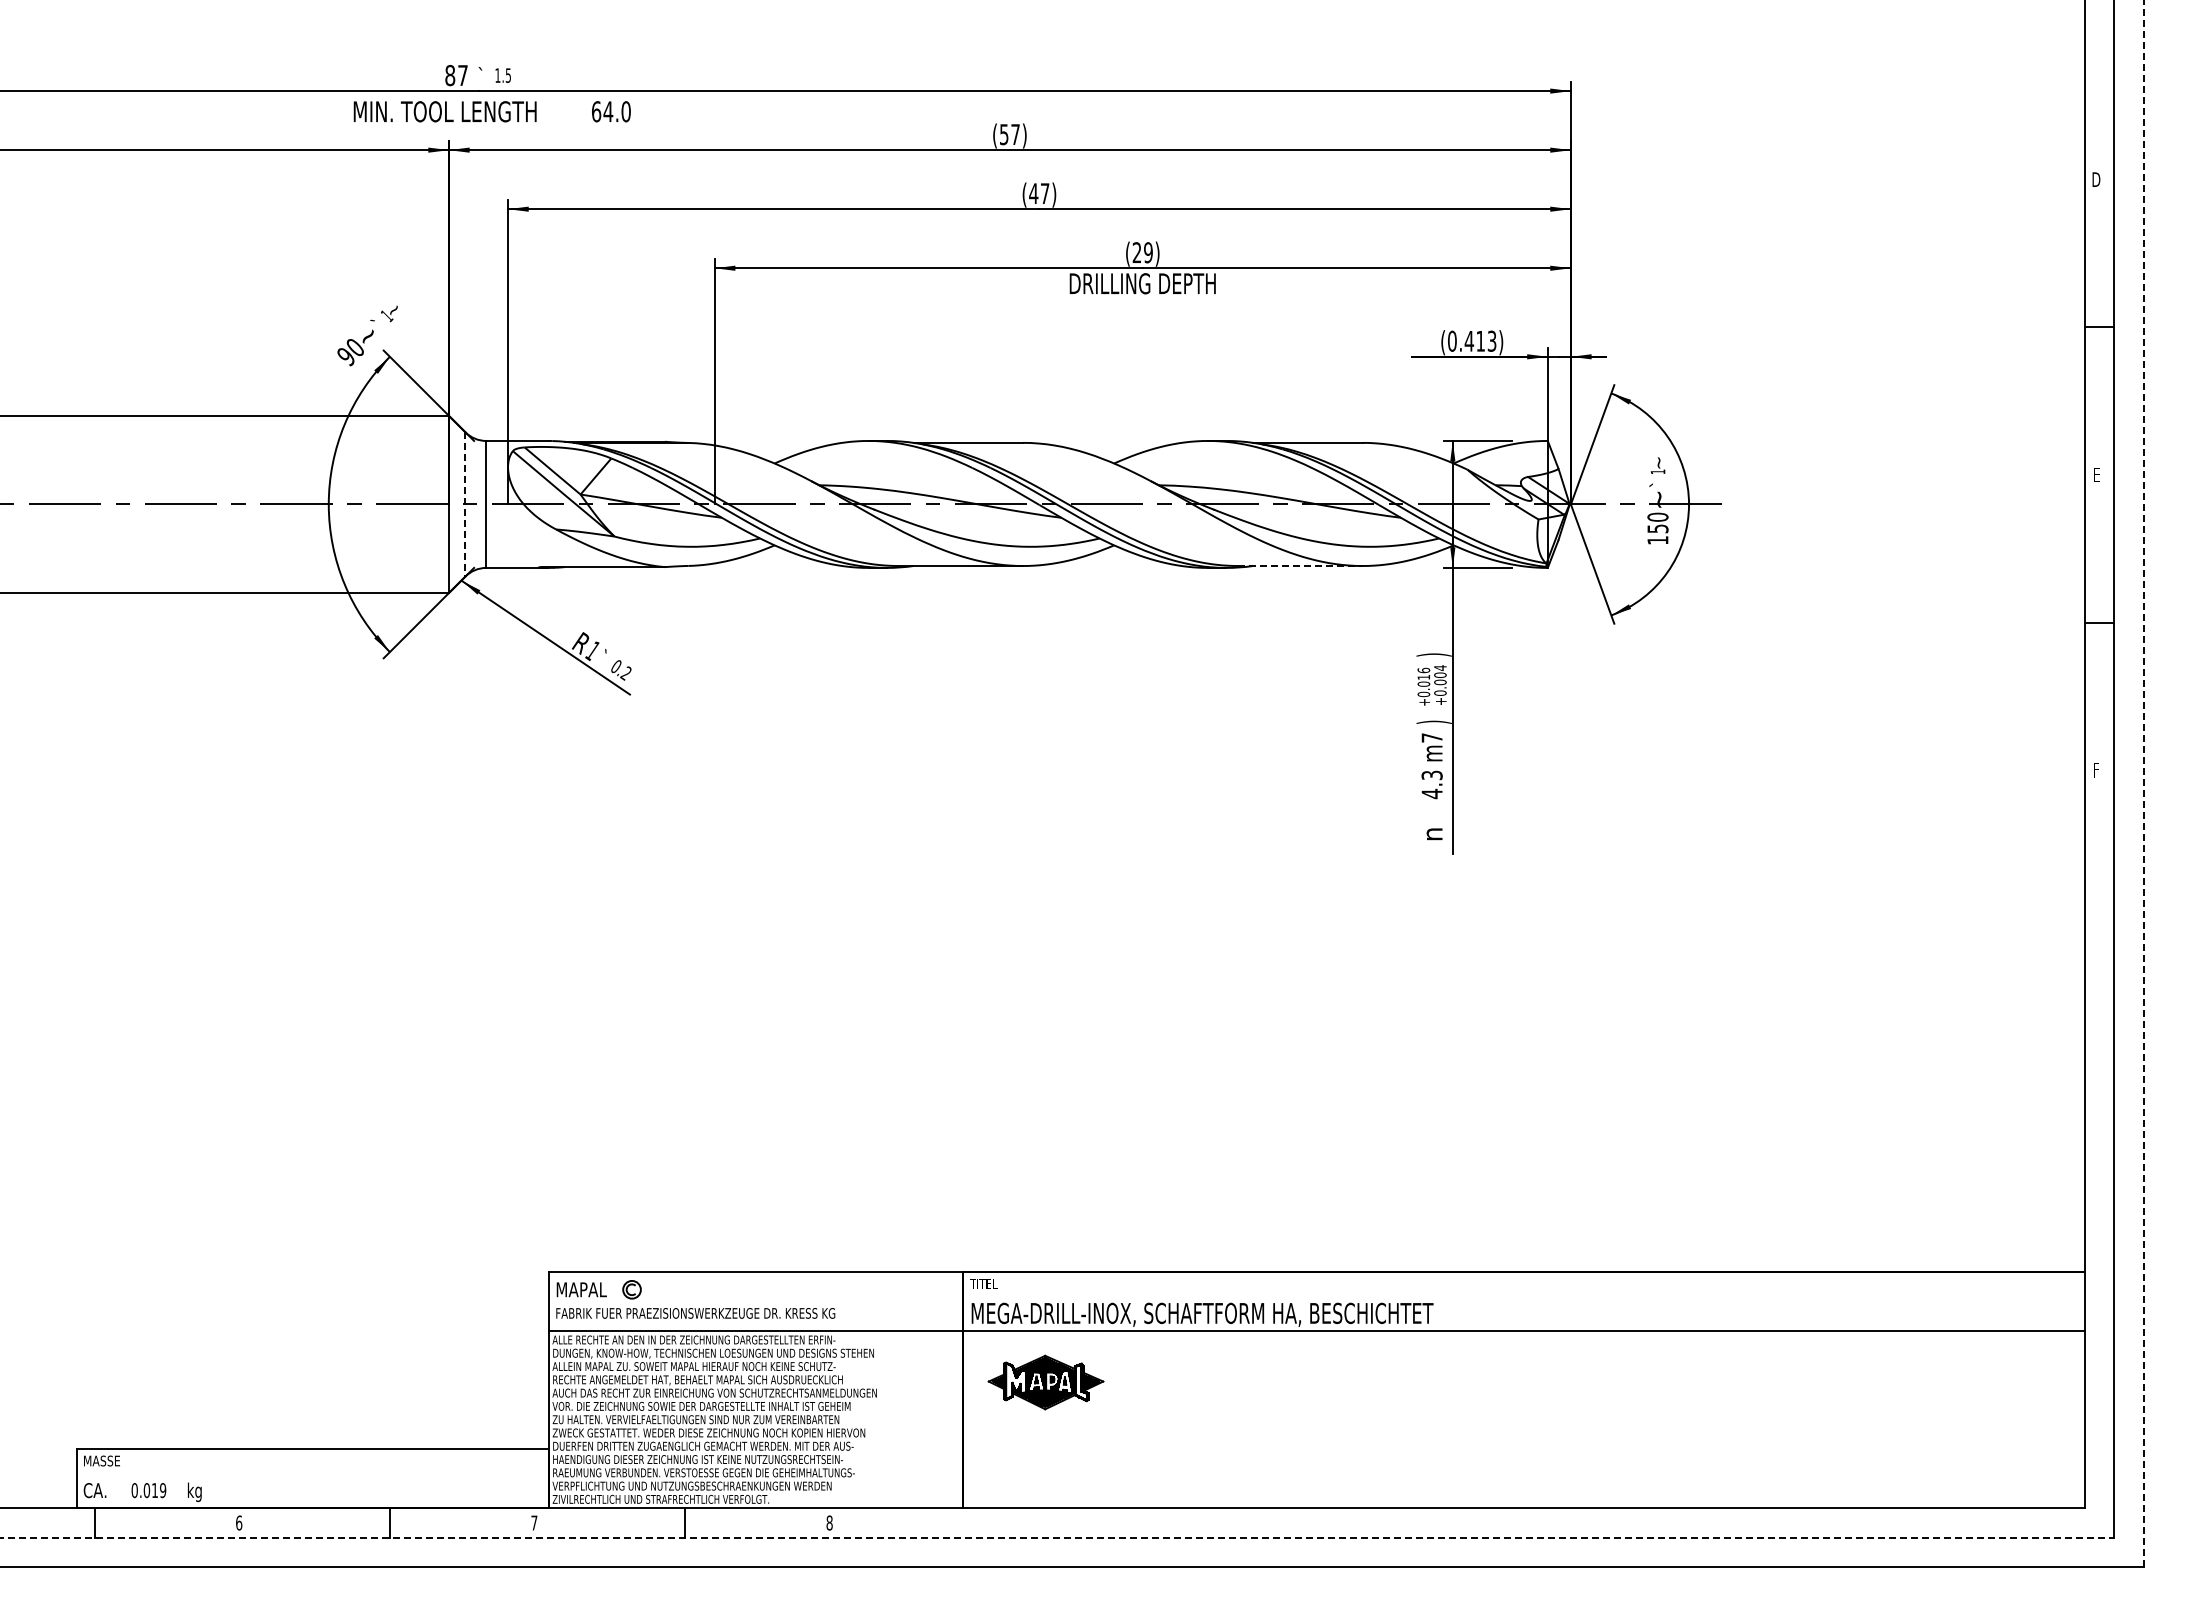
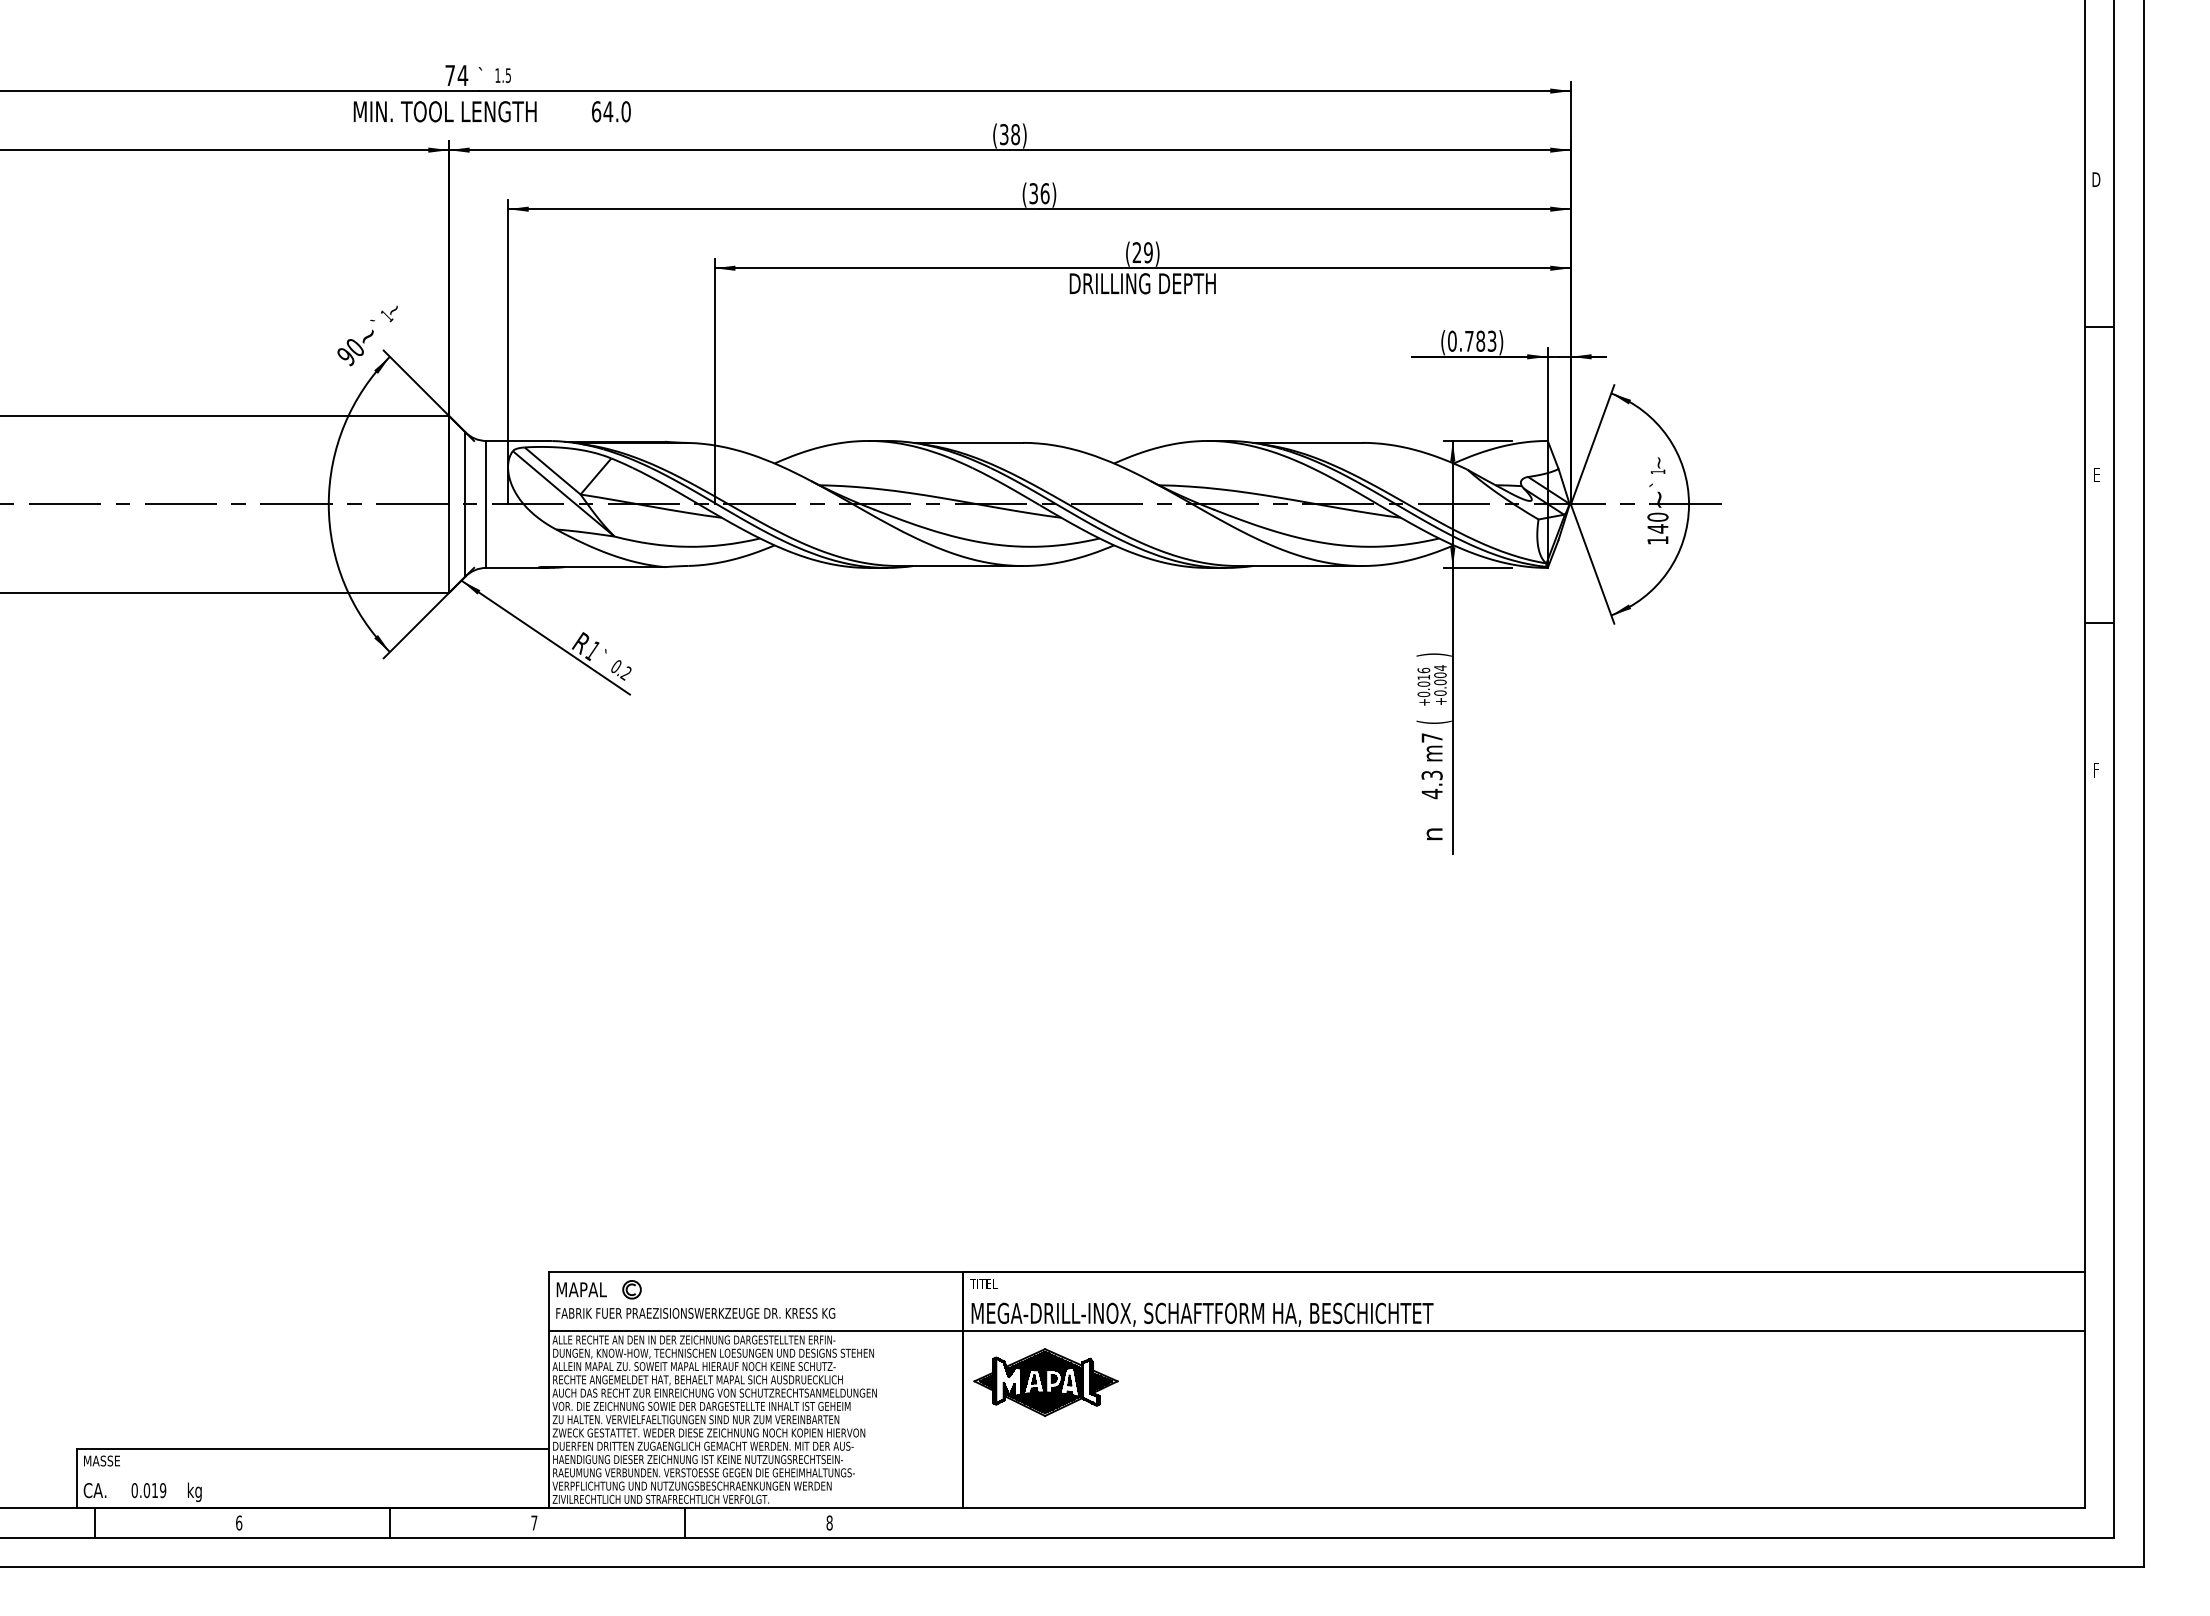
text: 87 -> 74 (456, 75)
text: (57) -> (38) (1009, 134)
text: (47) -> (36) (1039, 193)
text: (0.413) -> (0.783) (1474, 340)
line: dashed -> solid (465, 504)
text: 150 -> 140 (1657, 528)
line: dashed -> solid (1300, 566)
text: ) -> ( (1433, 721)
line: dashed -> solid (2143, 783)
part size: 118x57 px -> 146x69 px (1045, 1382)
line: dashed -> solid (1057, 1537)
